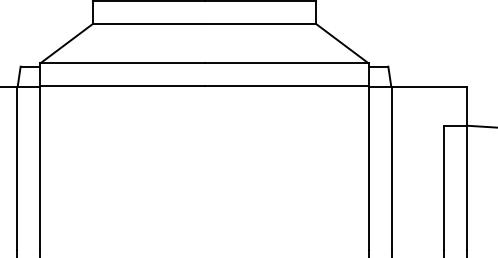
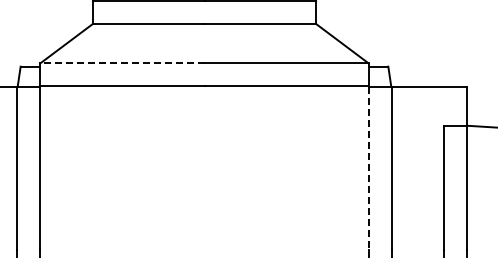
line: solid -> dashed (121, 63)
line: solid -> dashed (368, 168)
